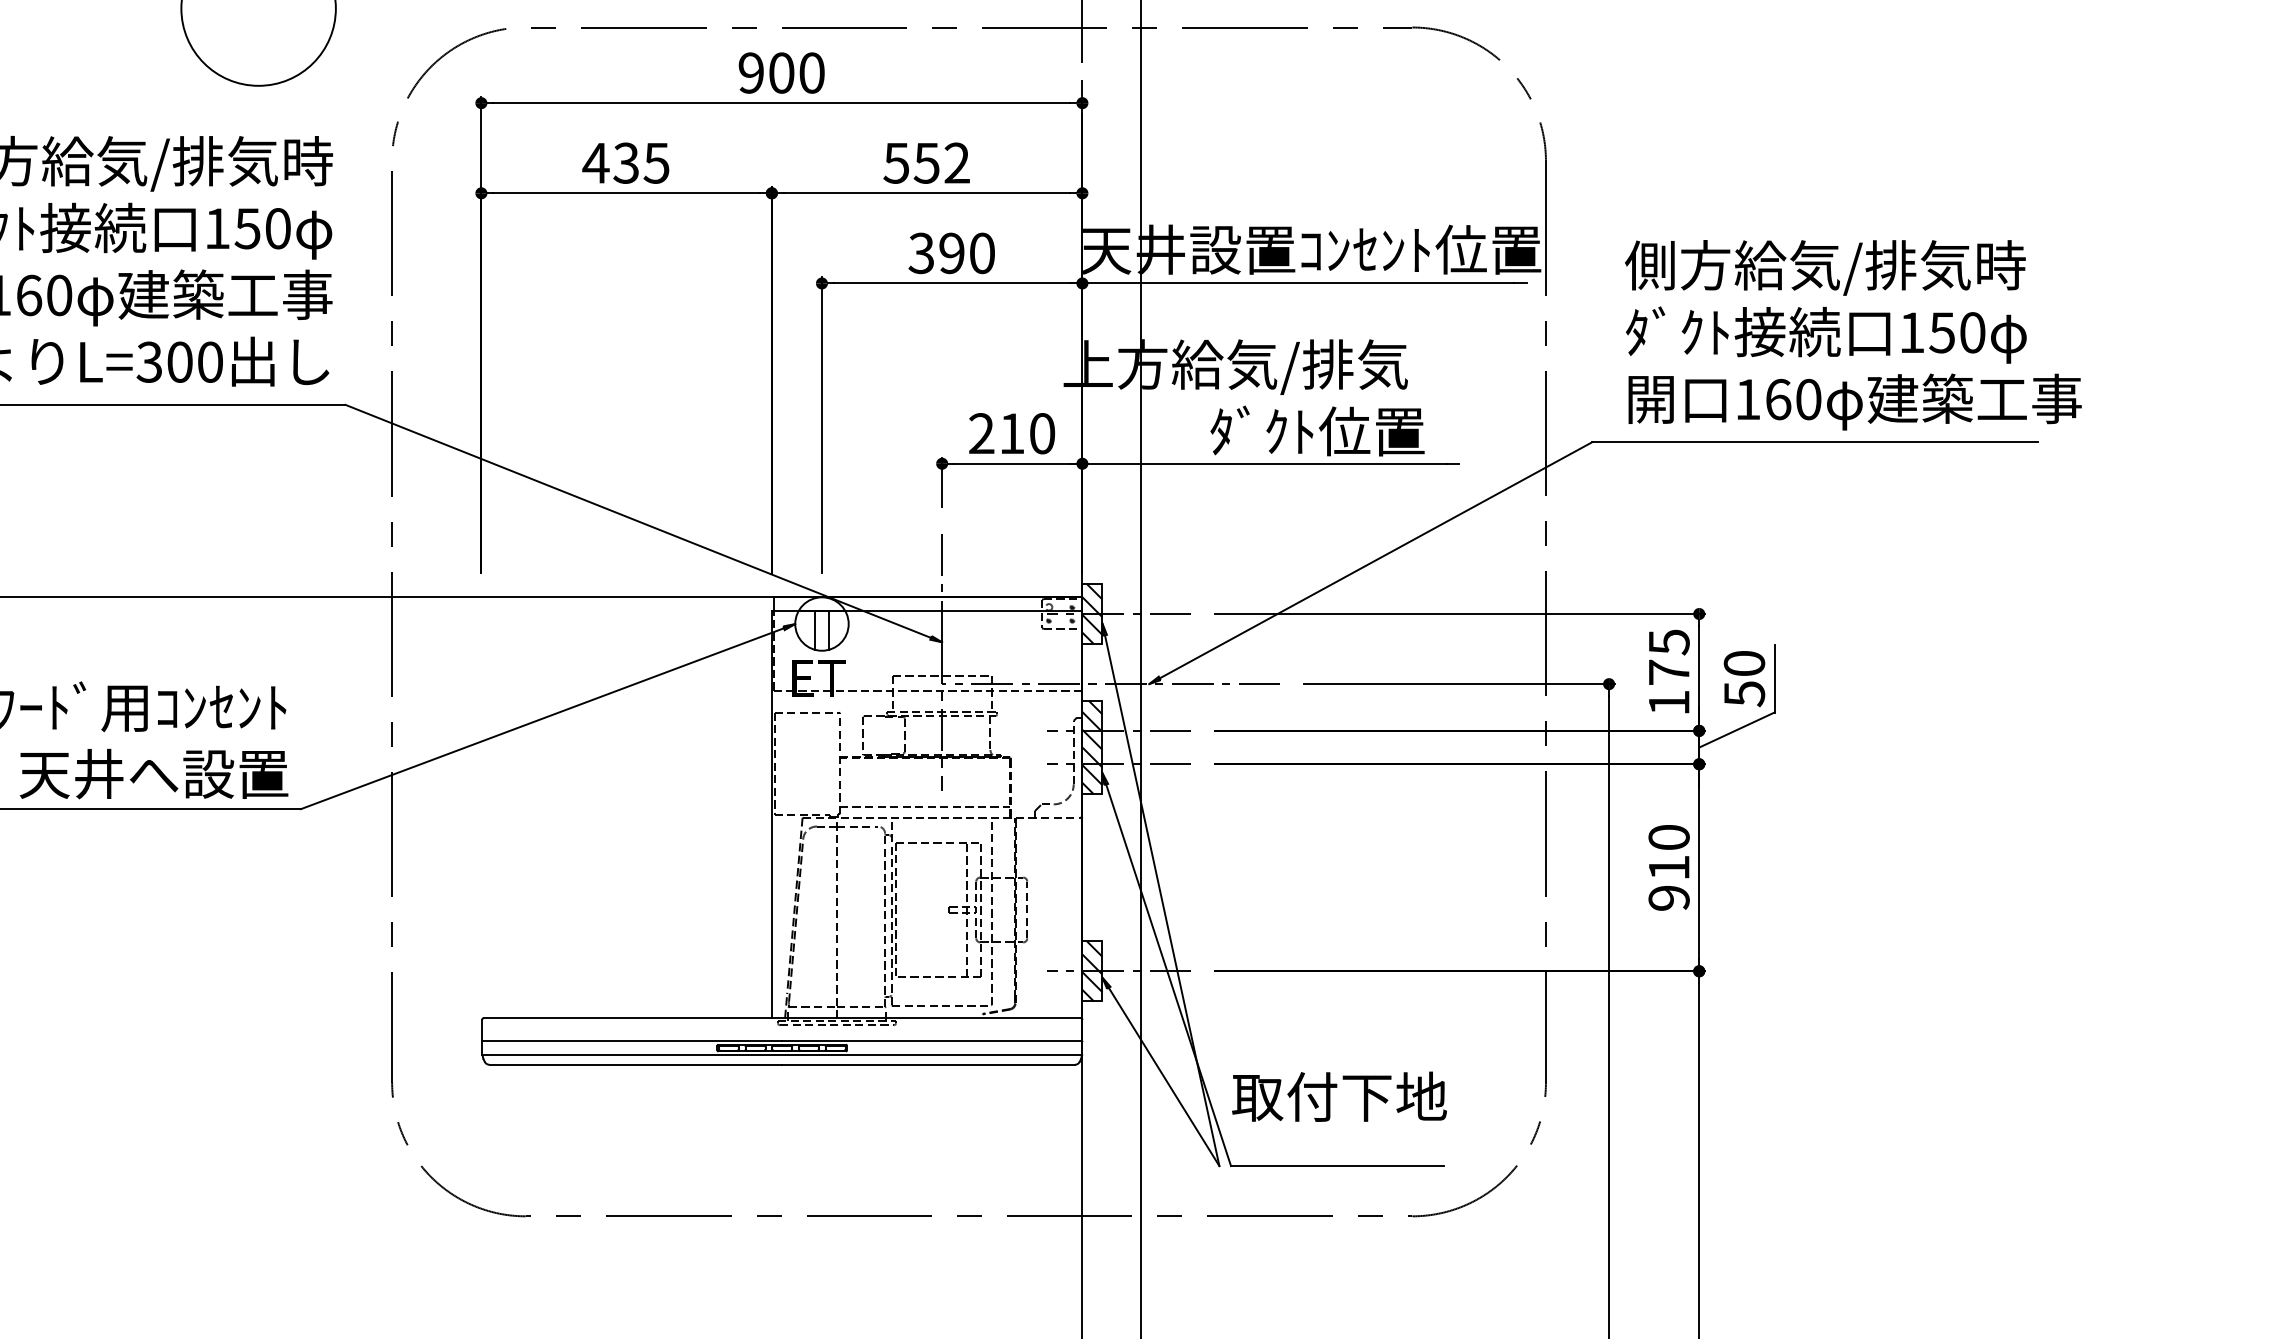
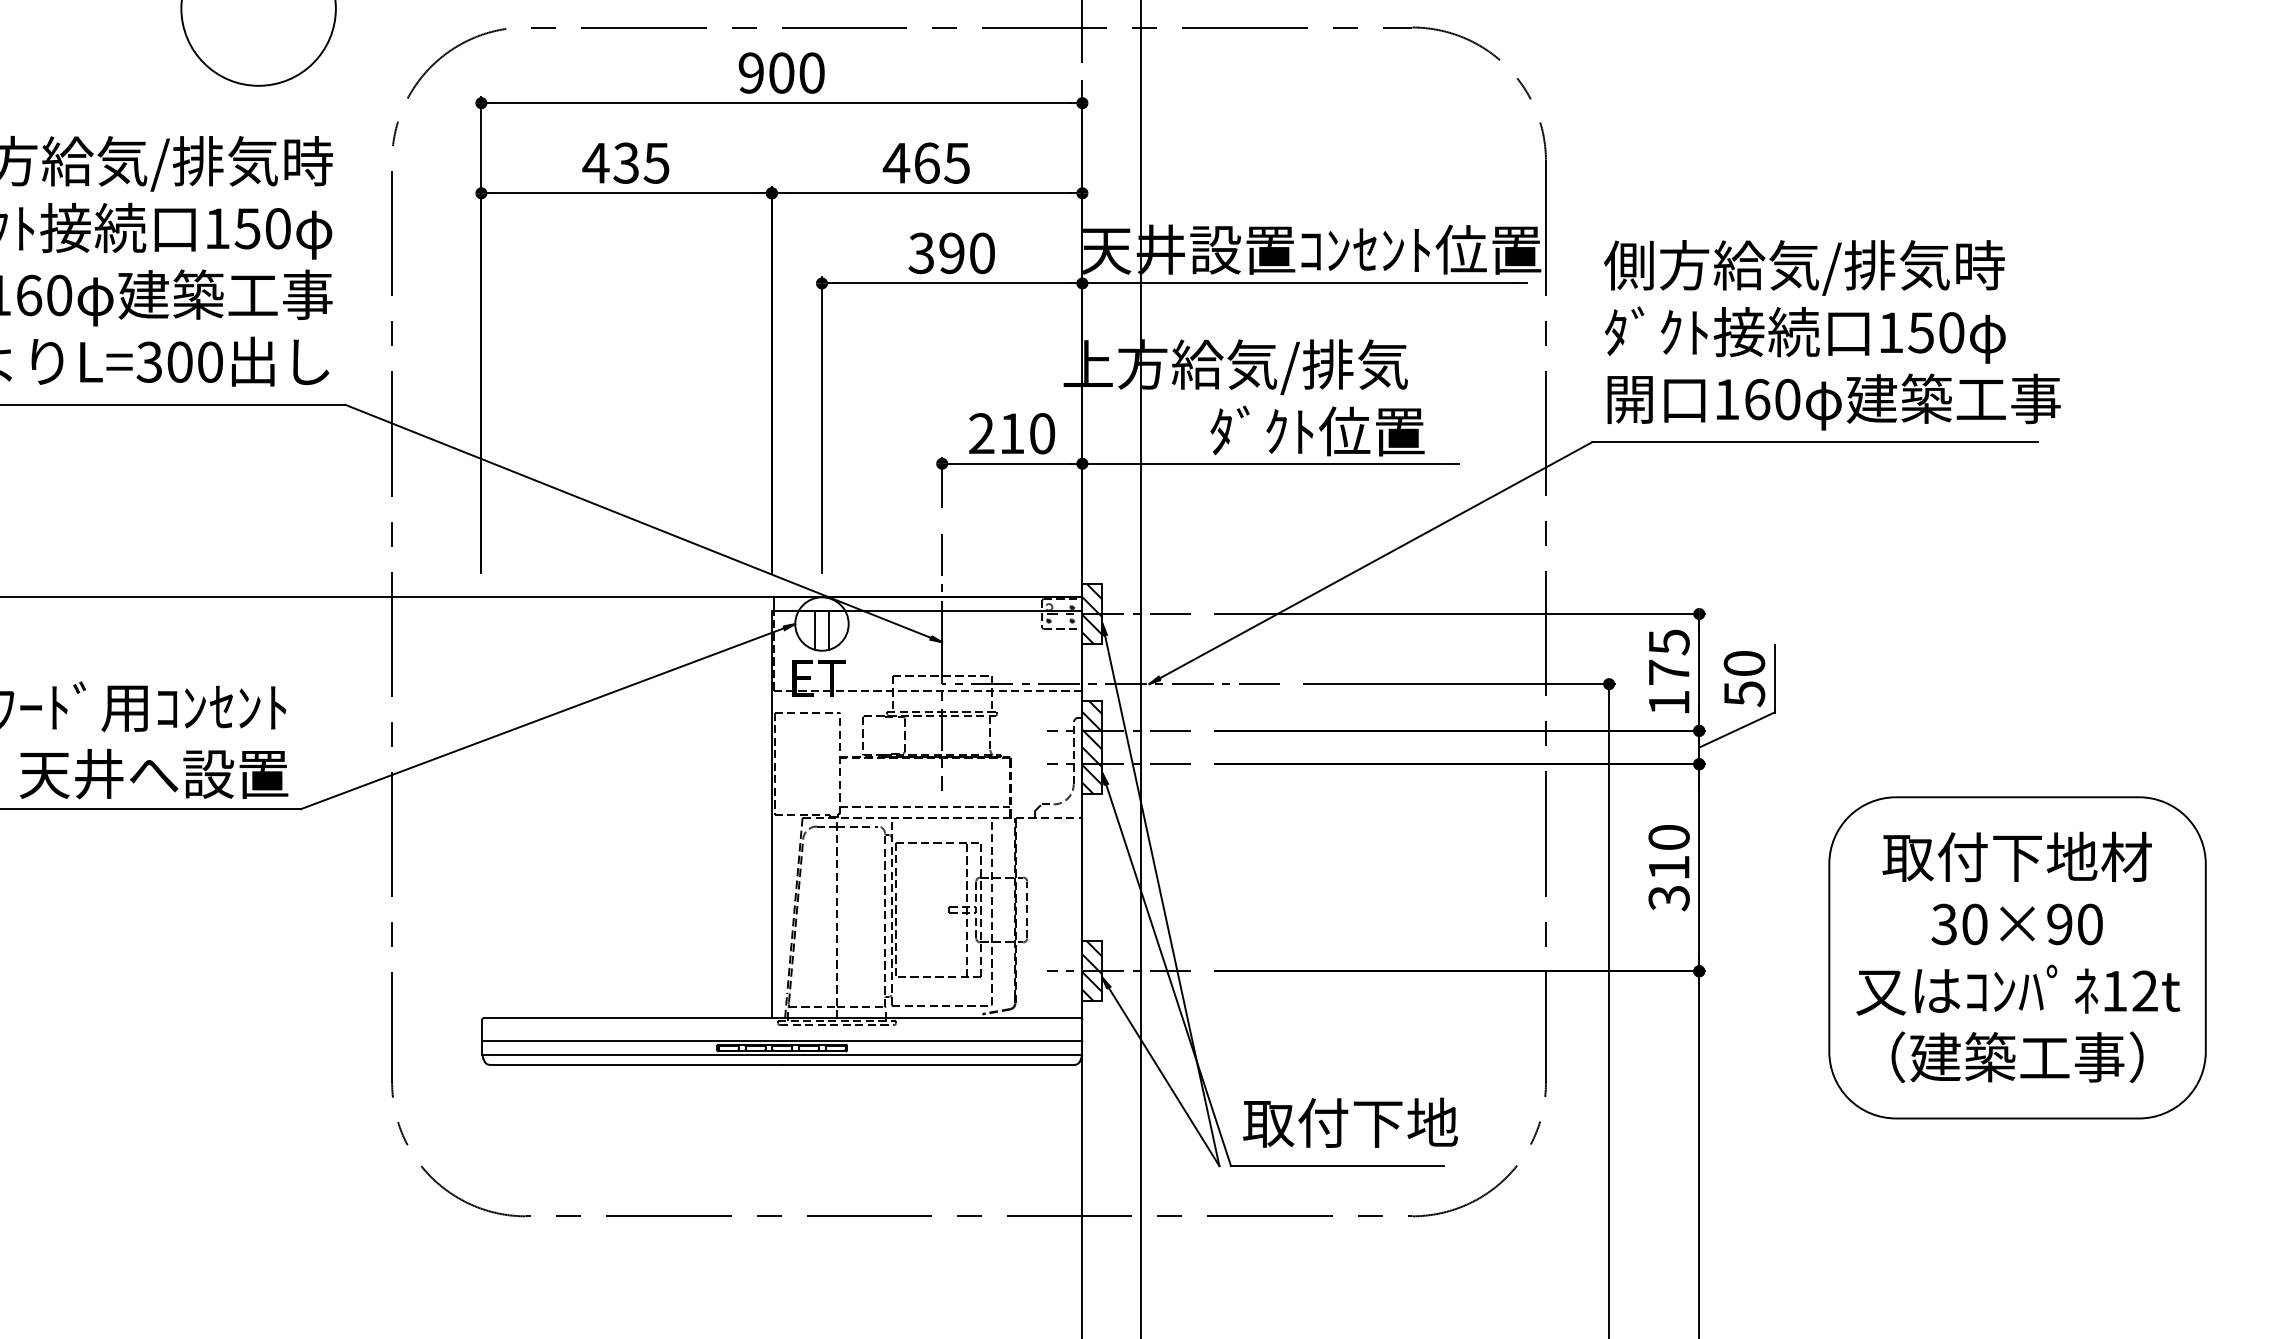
text: 552 -> 465 (925, 162)
text position: (1853, 335) -> (1832, 335) (1832, 335)
text: 910 -> 310 (1668, 898)
part: none -> present (2017, 957)
text position: (1339, 1096) -> (1350, 1122) (1350, 1122)
